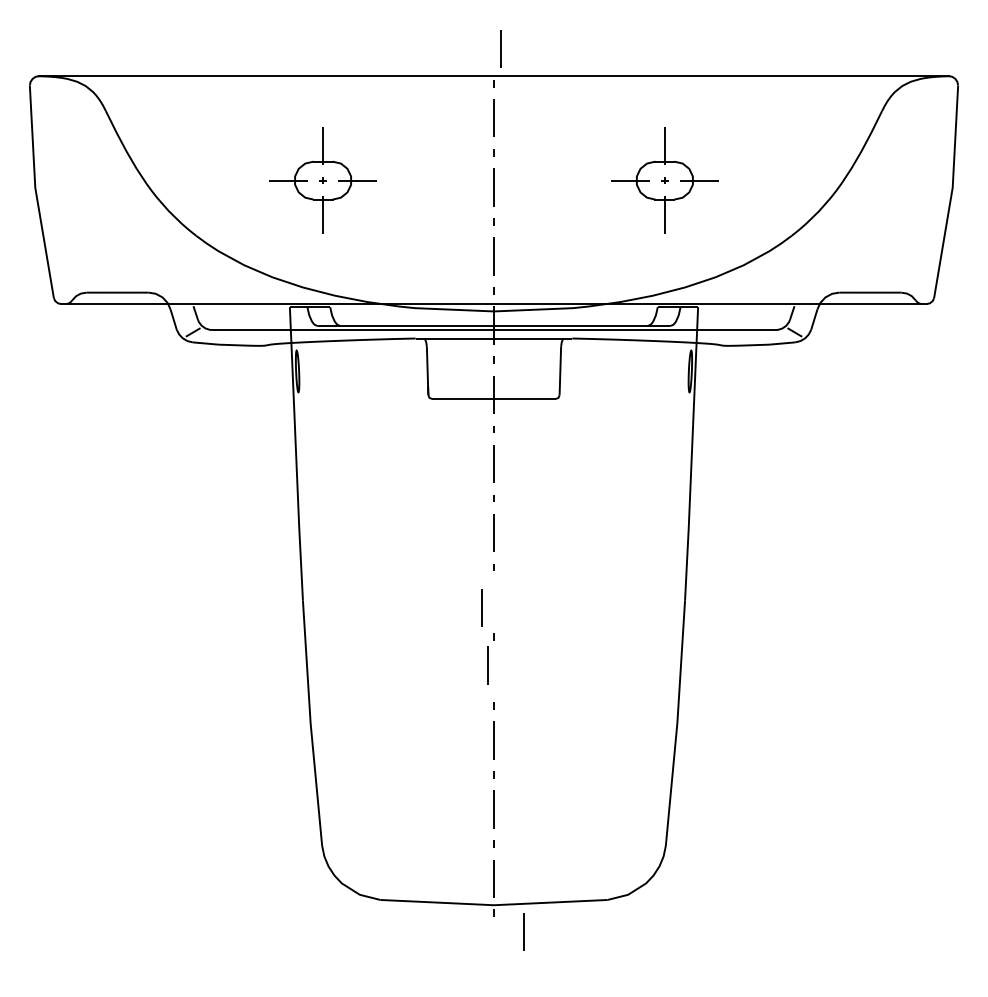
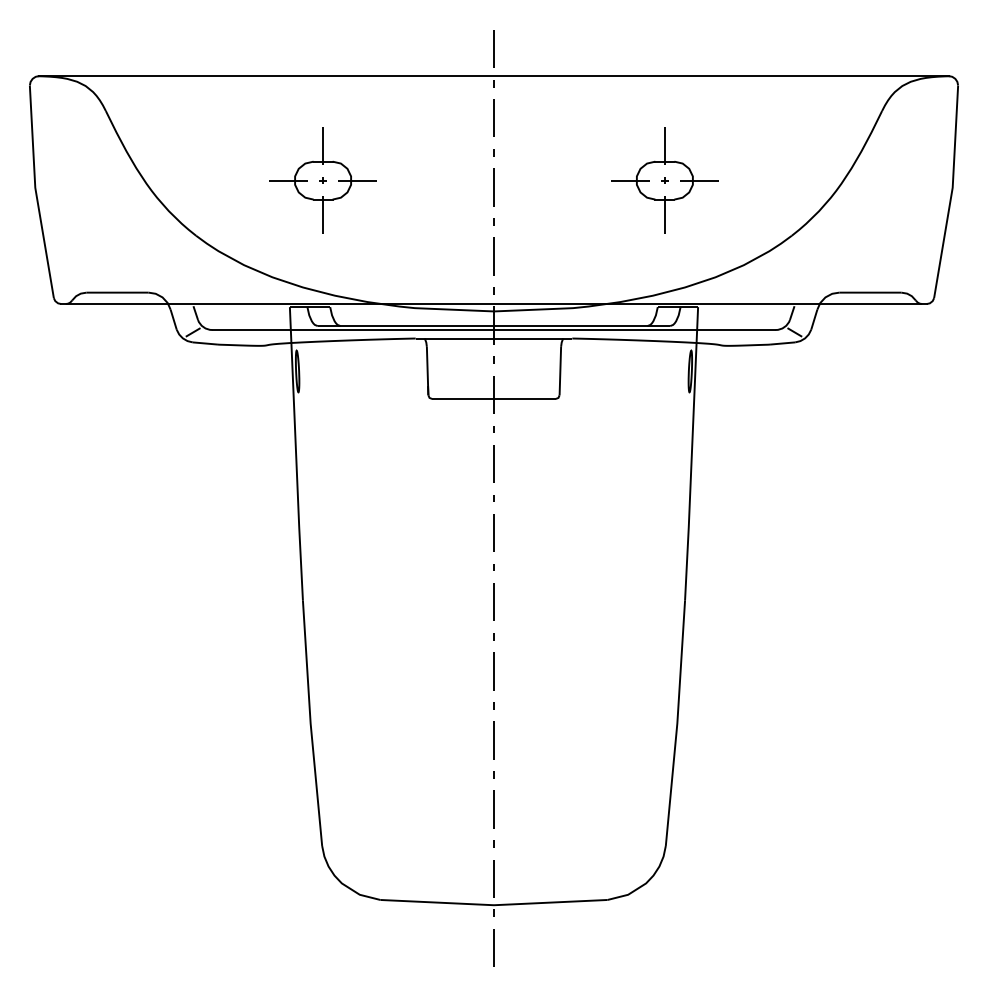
line position: (500, 48) -> (493, 48) (493, 48)
line position: (481, 607) -> (493, 601) (493, 601)
line position: (487, 665) -> (493, 671) (493, 671)
line position: (523, 931) -> (493, 947) (493, 947)
